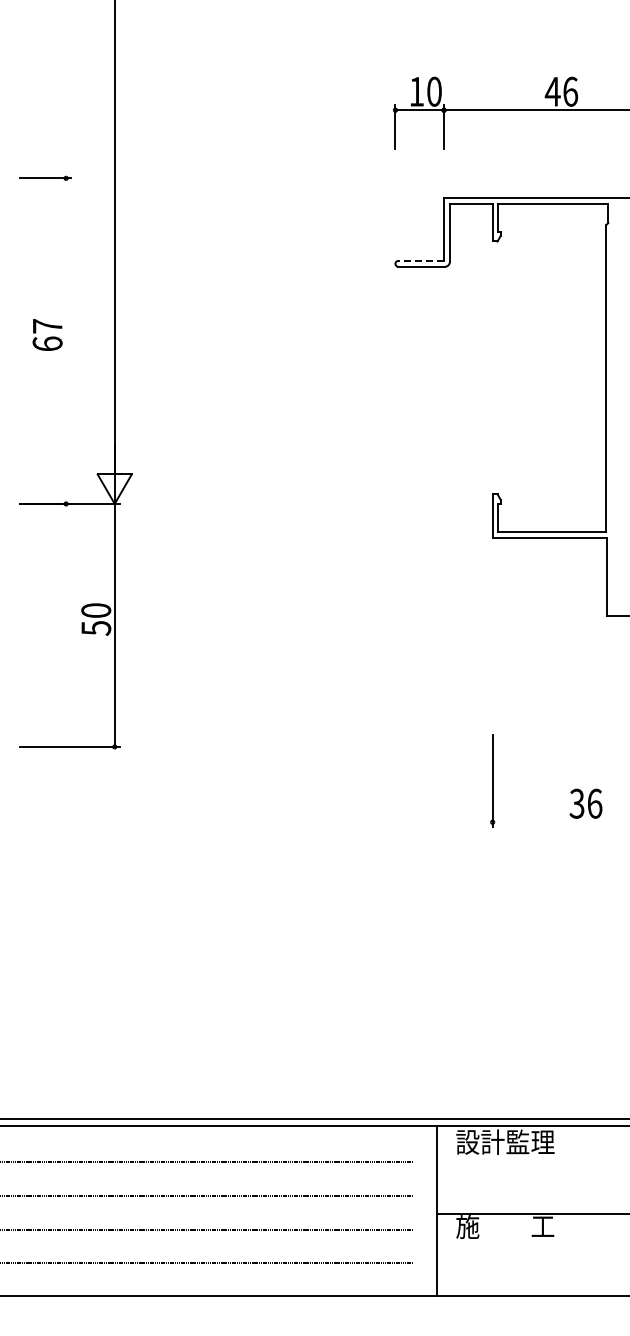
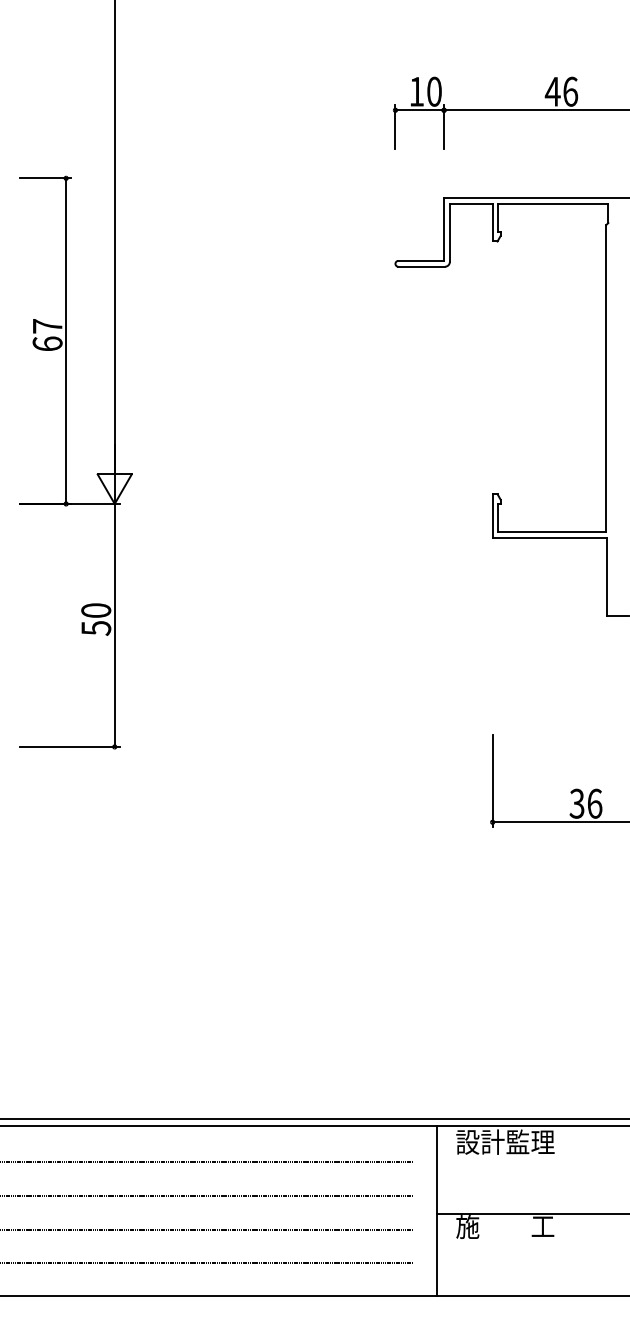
line: dashed -> solid (421, 260)
line: none -> present (66, 340)
line: none -> present (559, 822)
